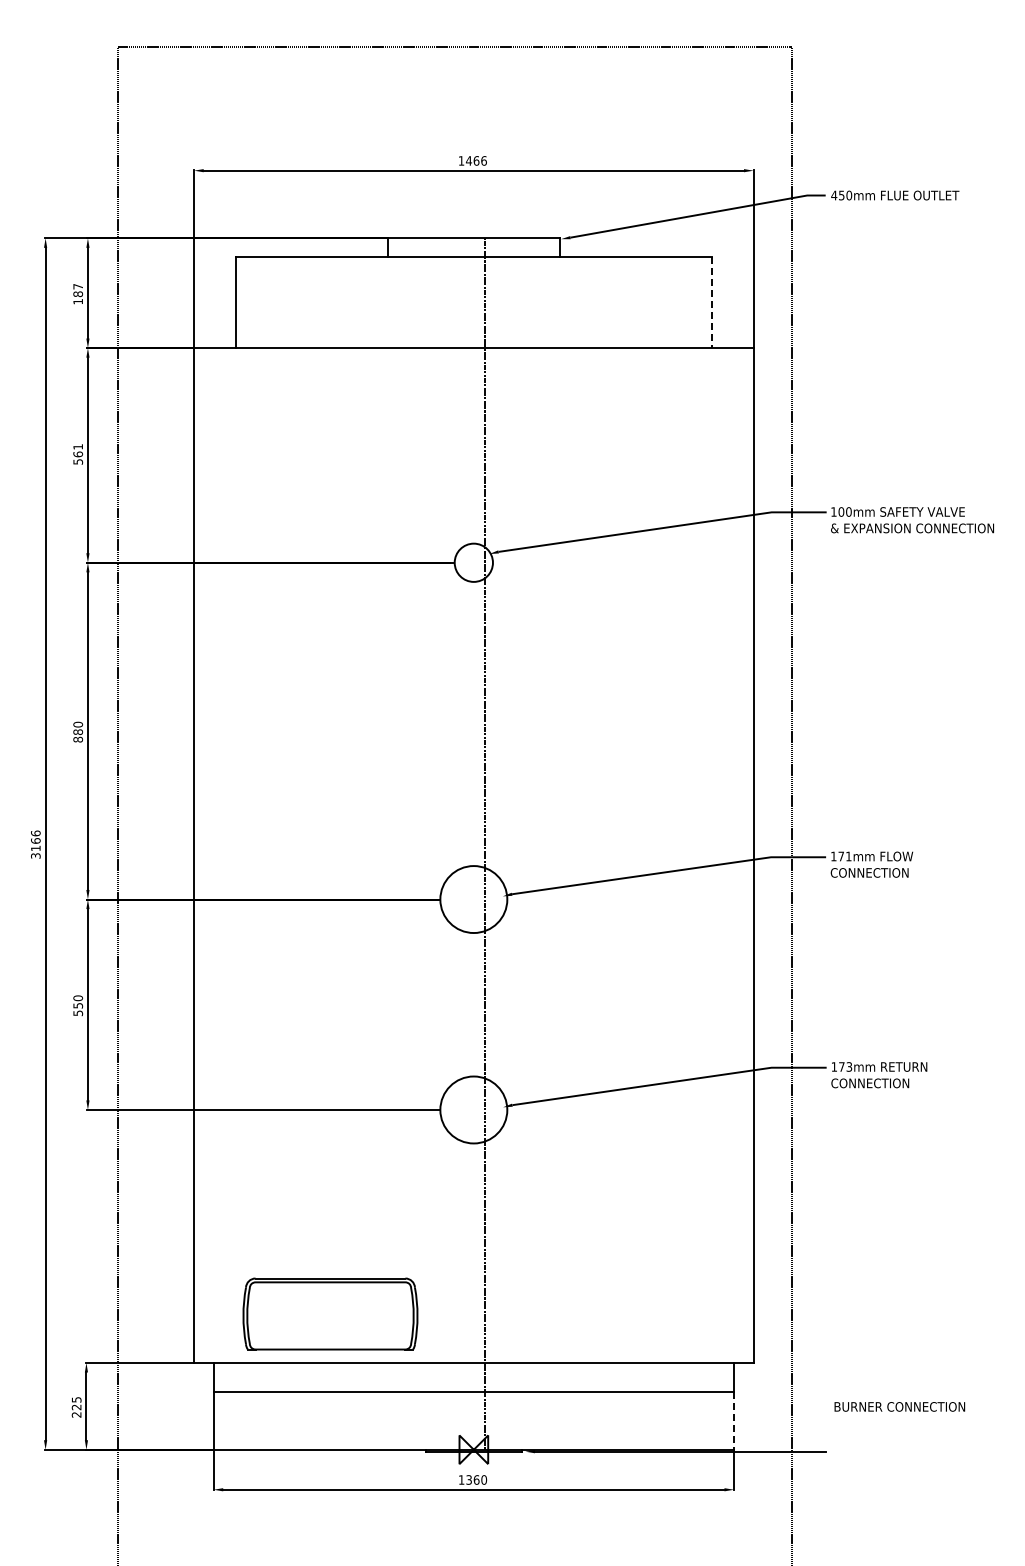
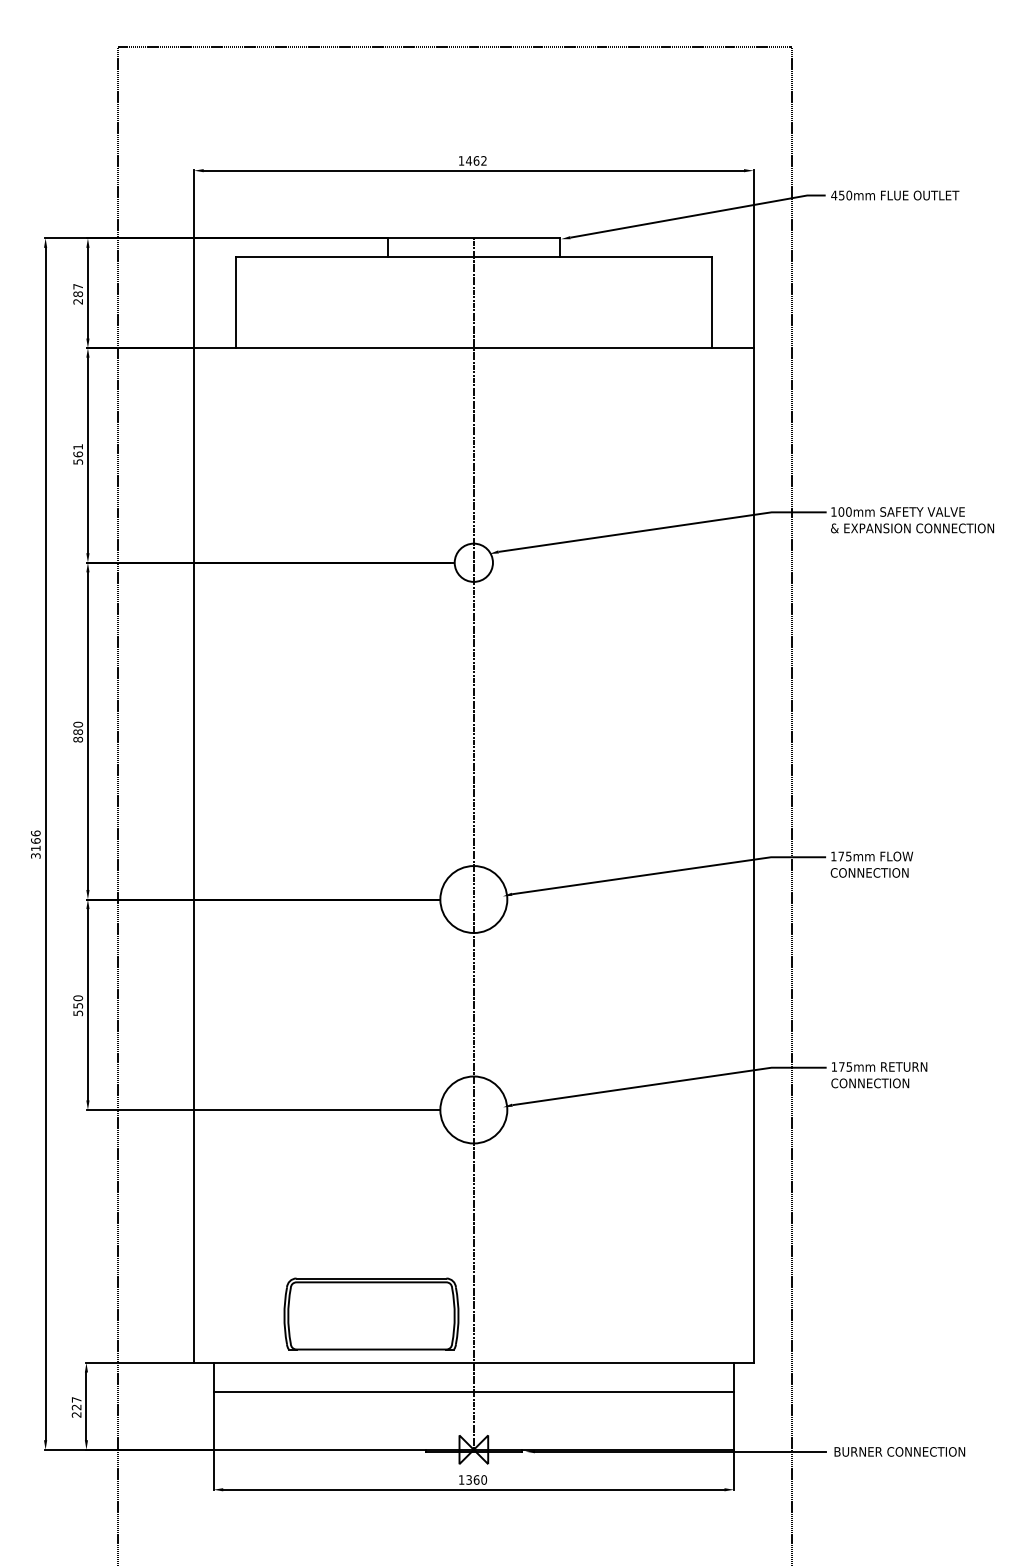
text: 1466 -> 1462 (483, 160)
text: 187 -> 287 (77, 301)
line: dashed -> solid (711, 303)
line position: (484, 843) -> (473, 843) (473, 843)
text: 171mm -> 175mm (848, 856)
text: 173mm -> 175mm (849, 1066)
part position: (330, 1313) -> (371, 1313) (371, 1313)
text: 225 -> 227 (76, 1399)
text position: (899, 1406) -> (899, 1451) (899, 1451)
line: dashed -> solid (734, 1421)
